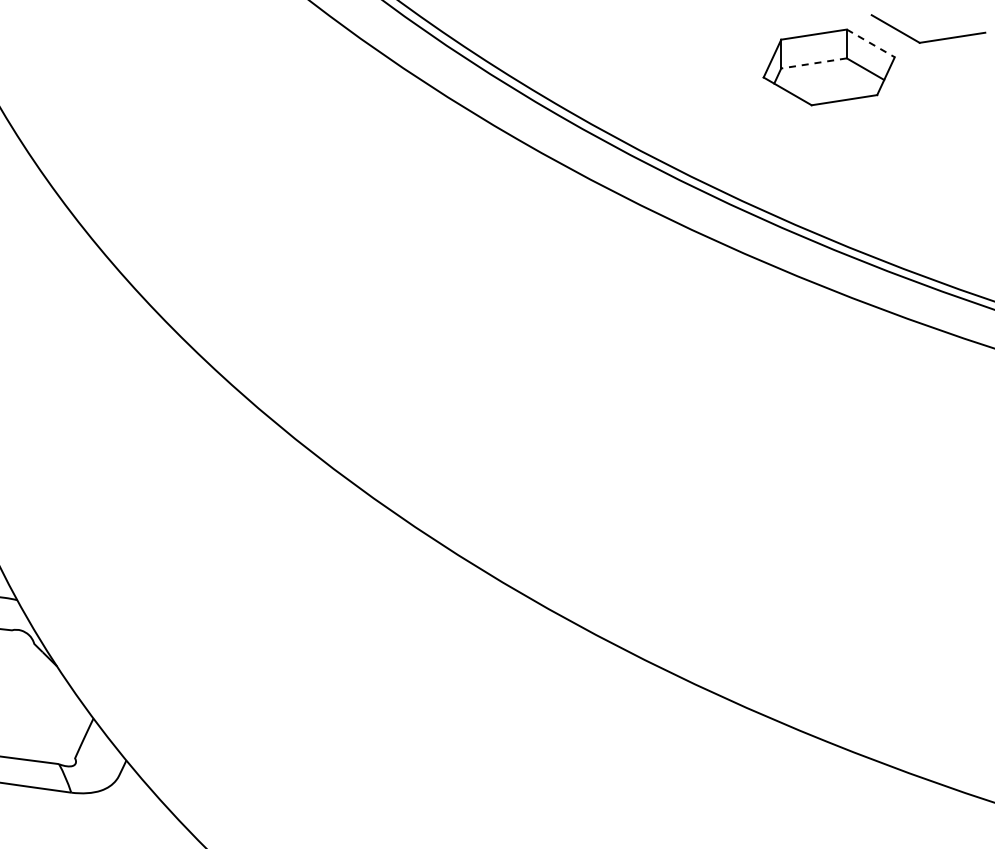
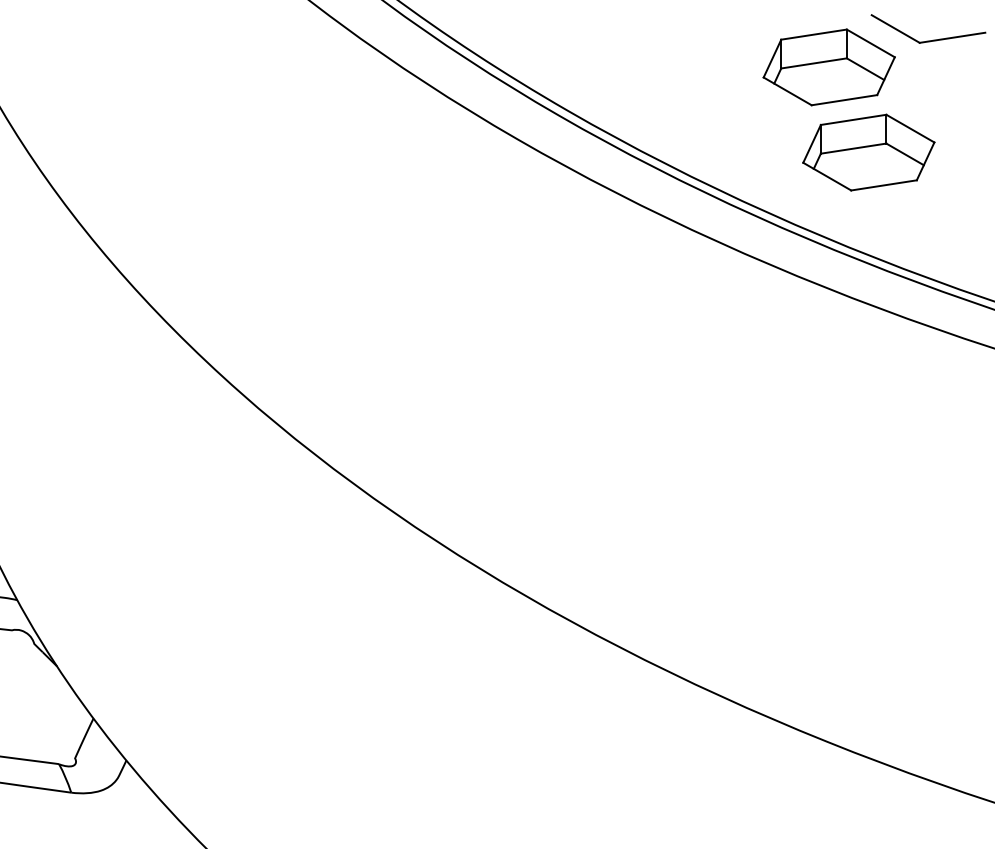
line: dashed -> solid (870, 43)
line: dashed -> solid (813, 63)
part: none -> present (868, 152)
